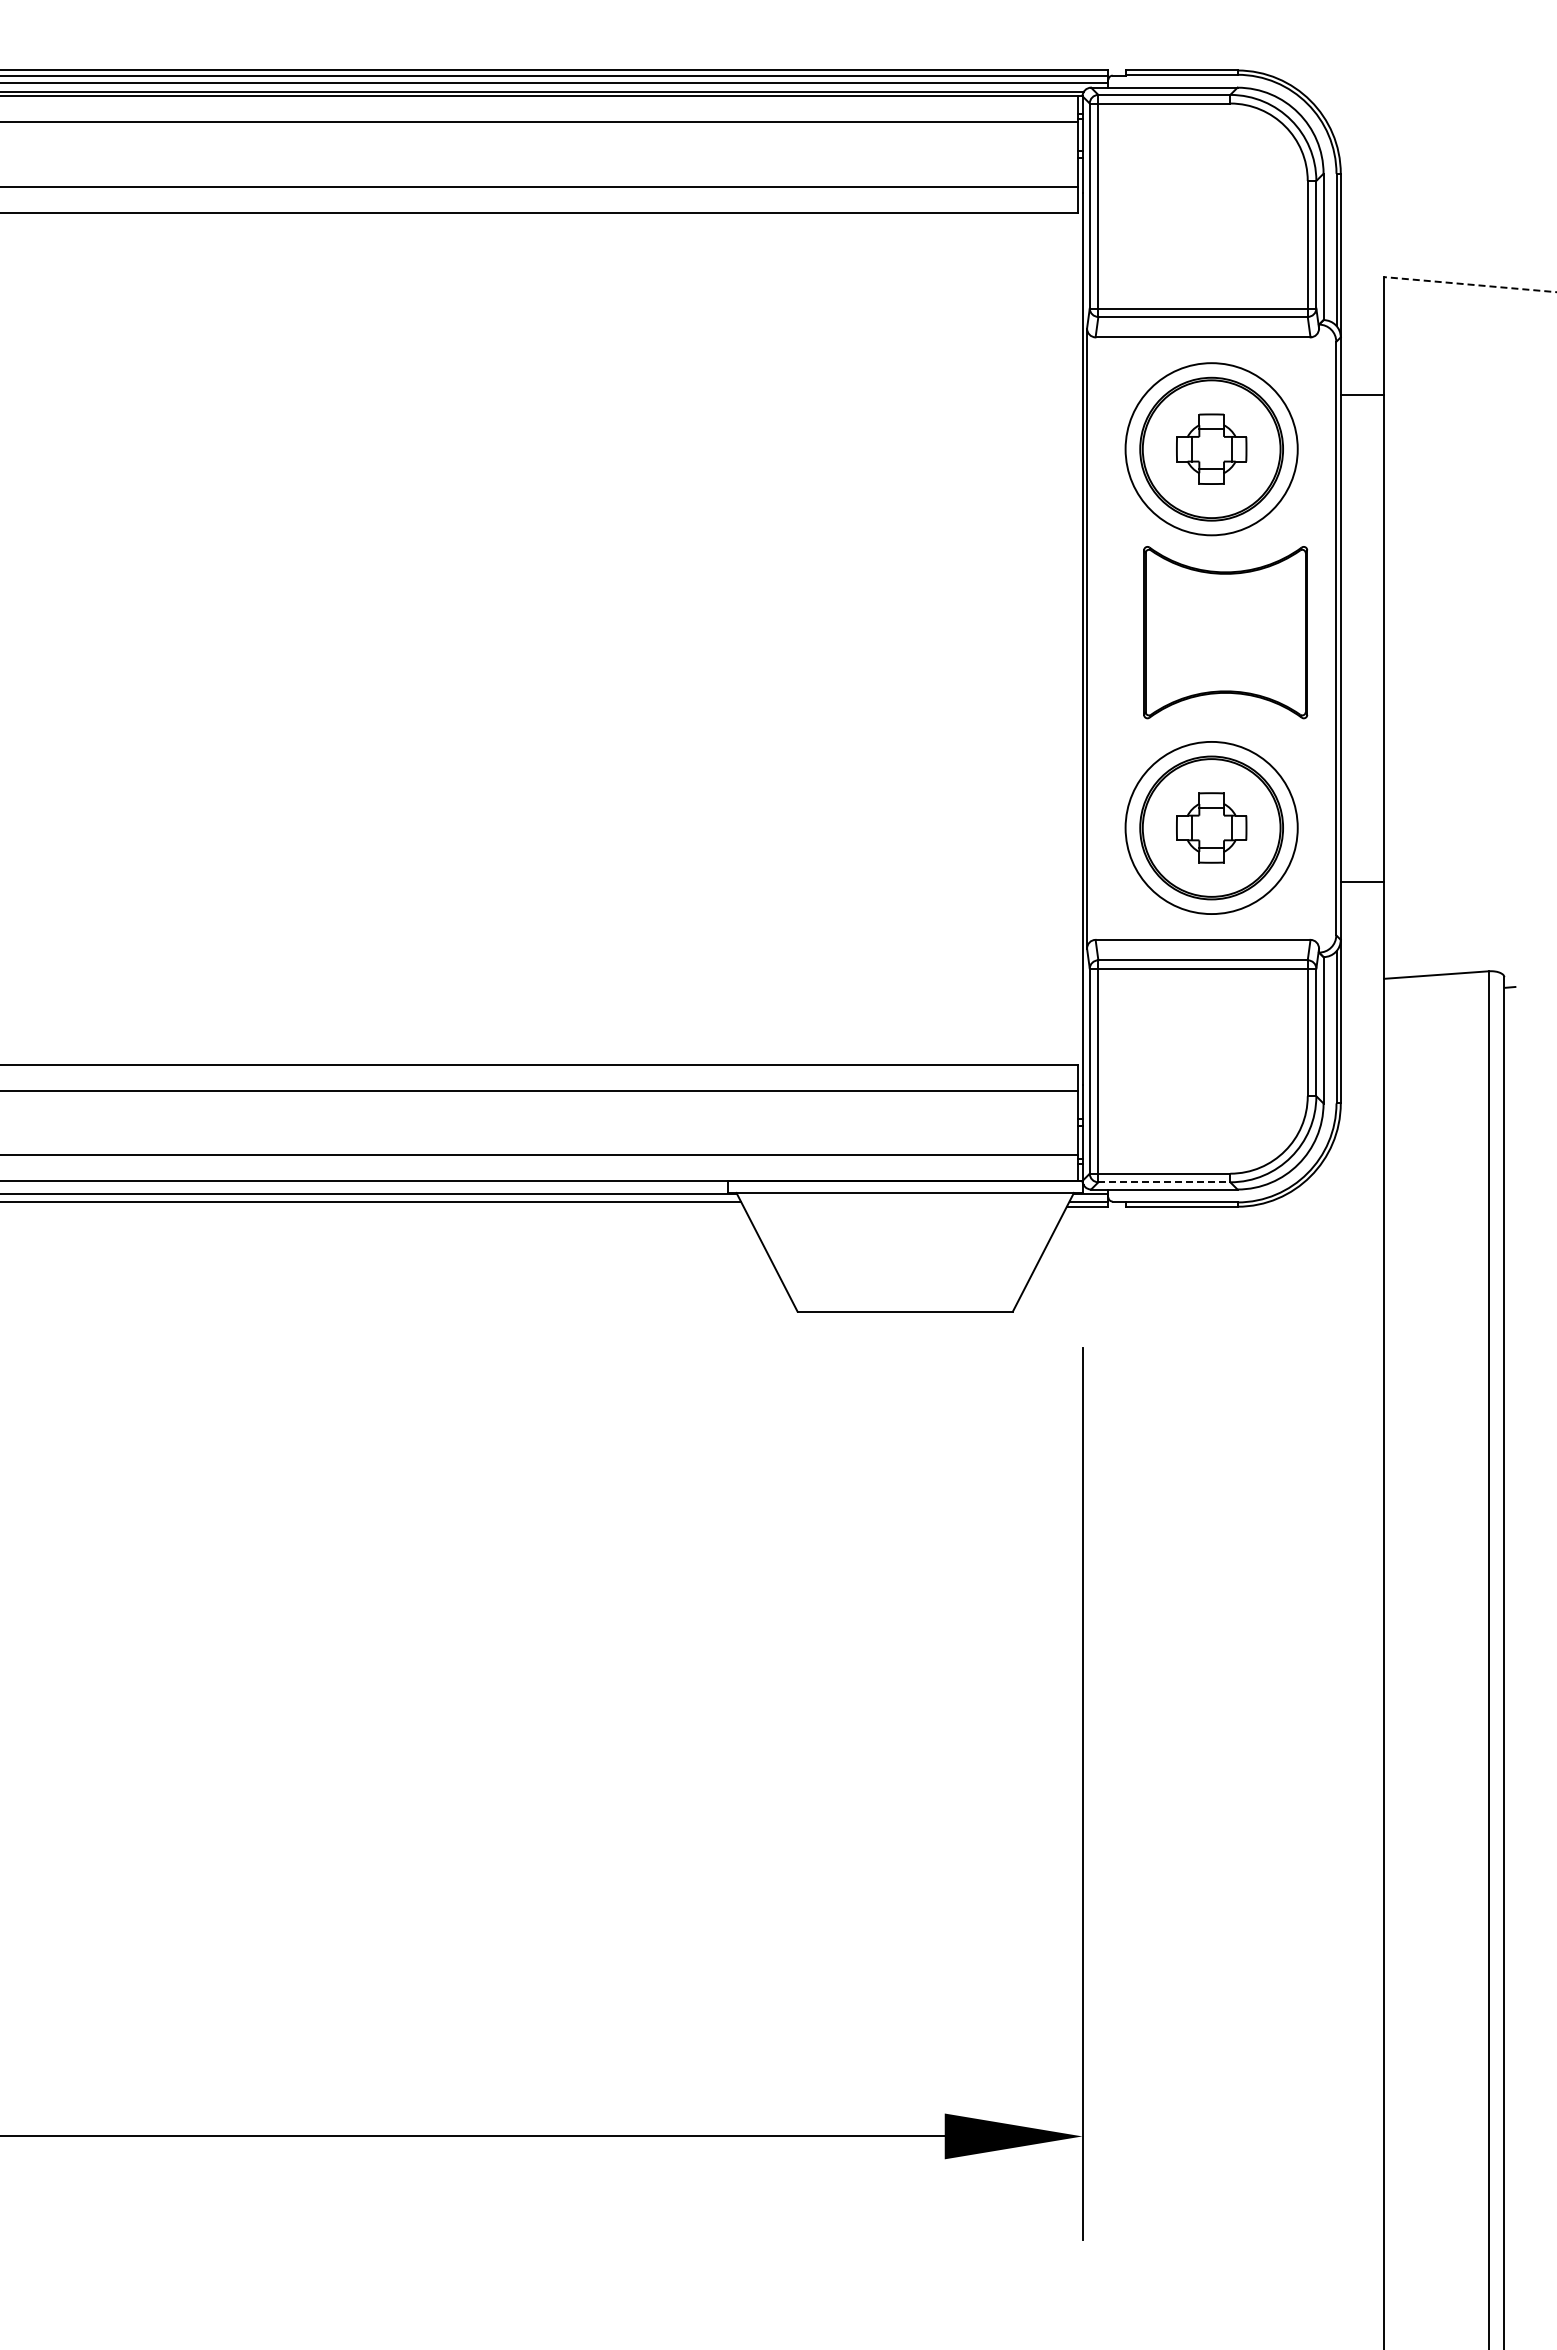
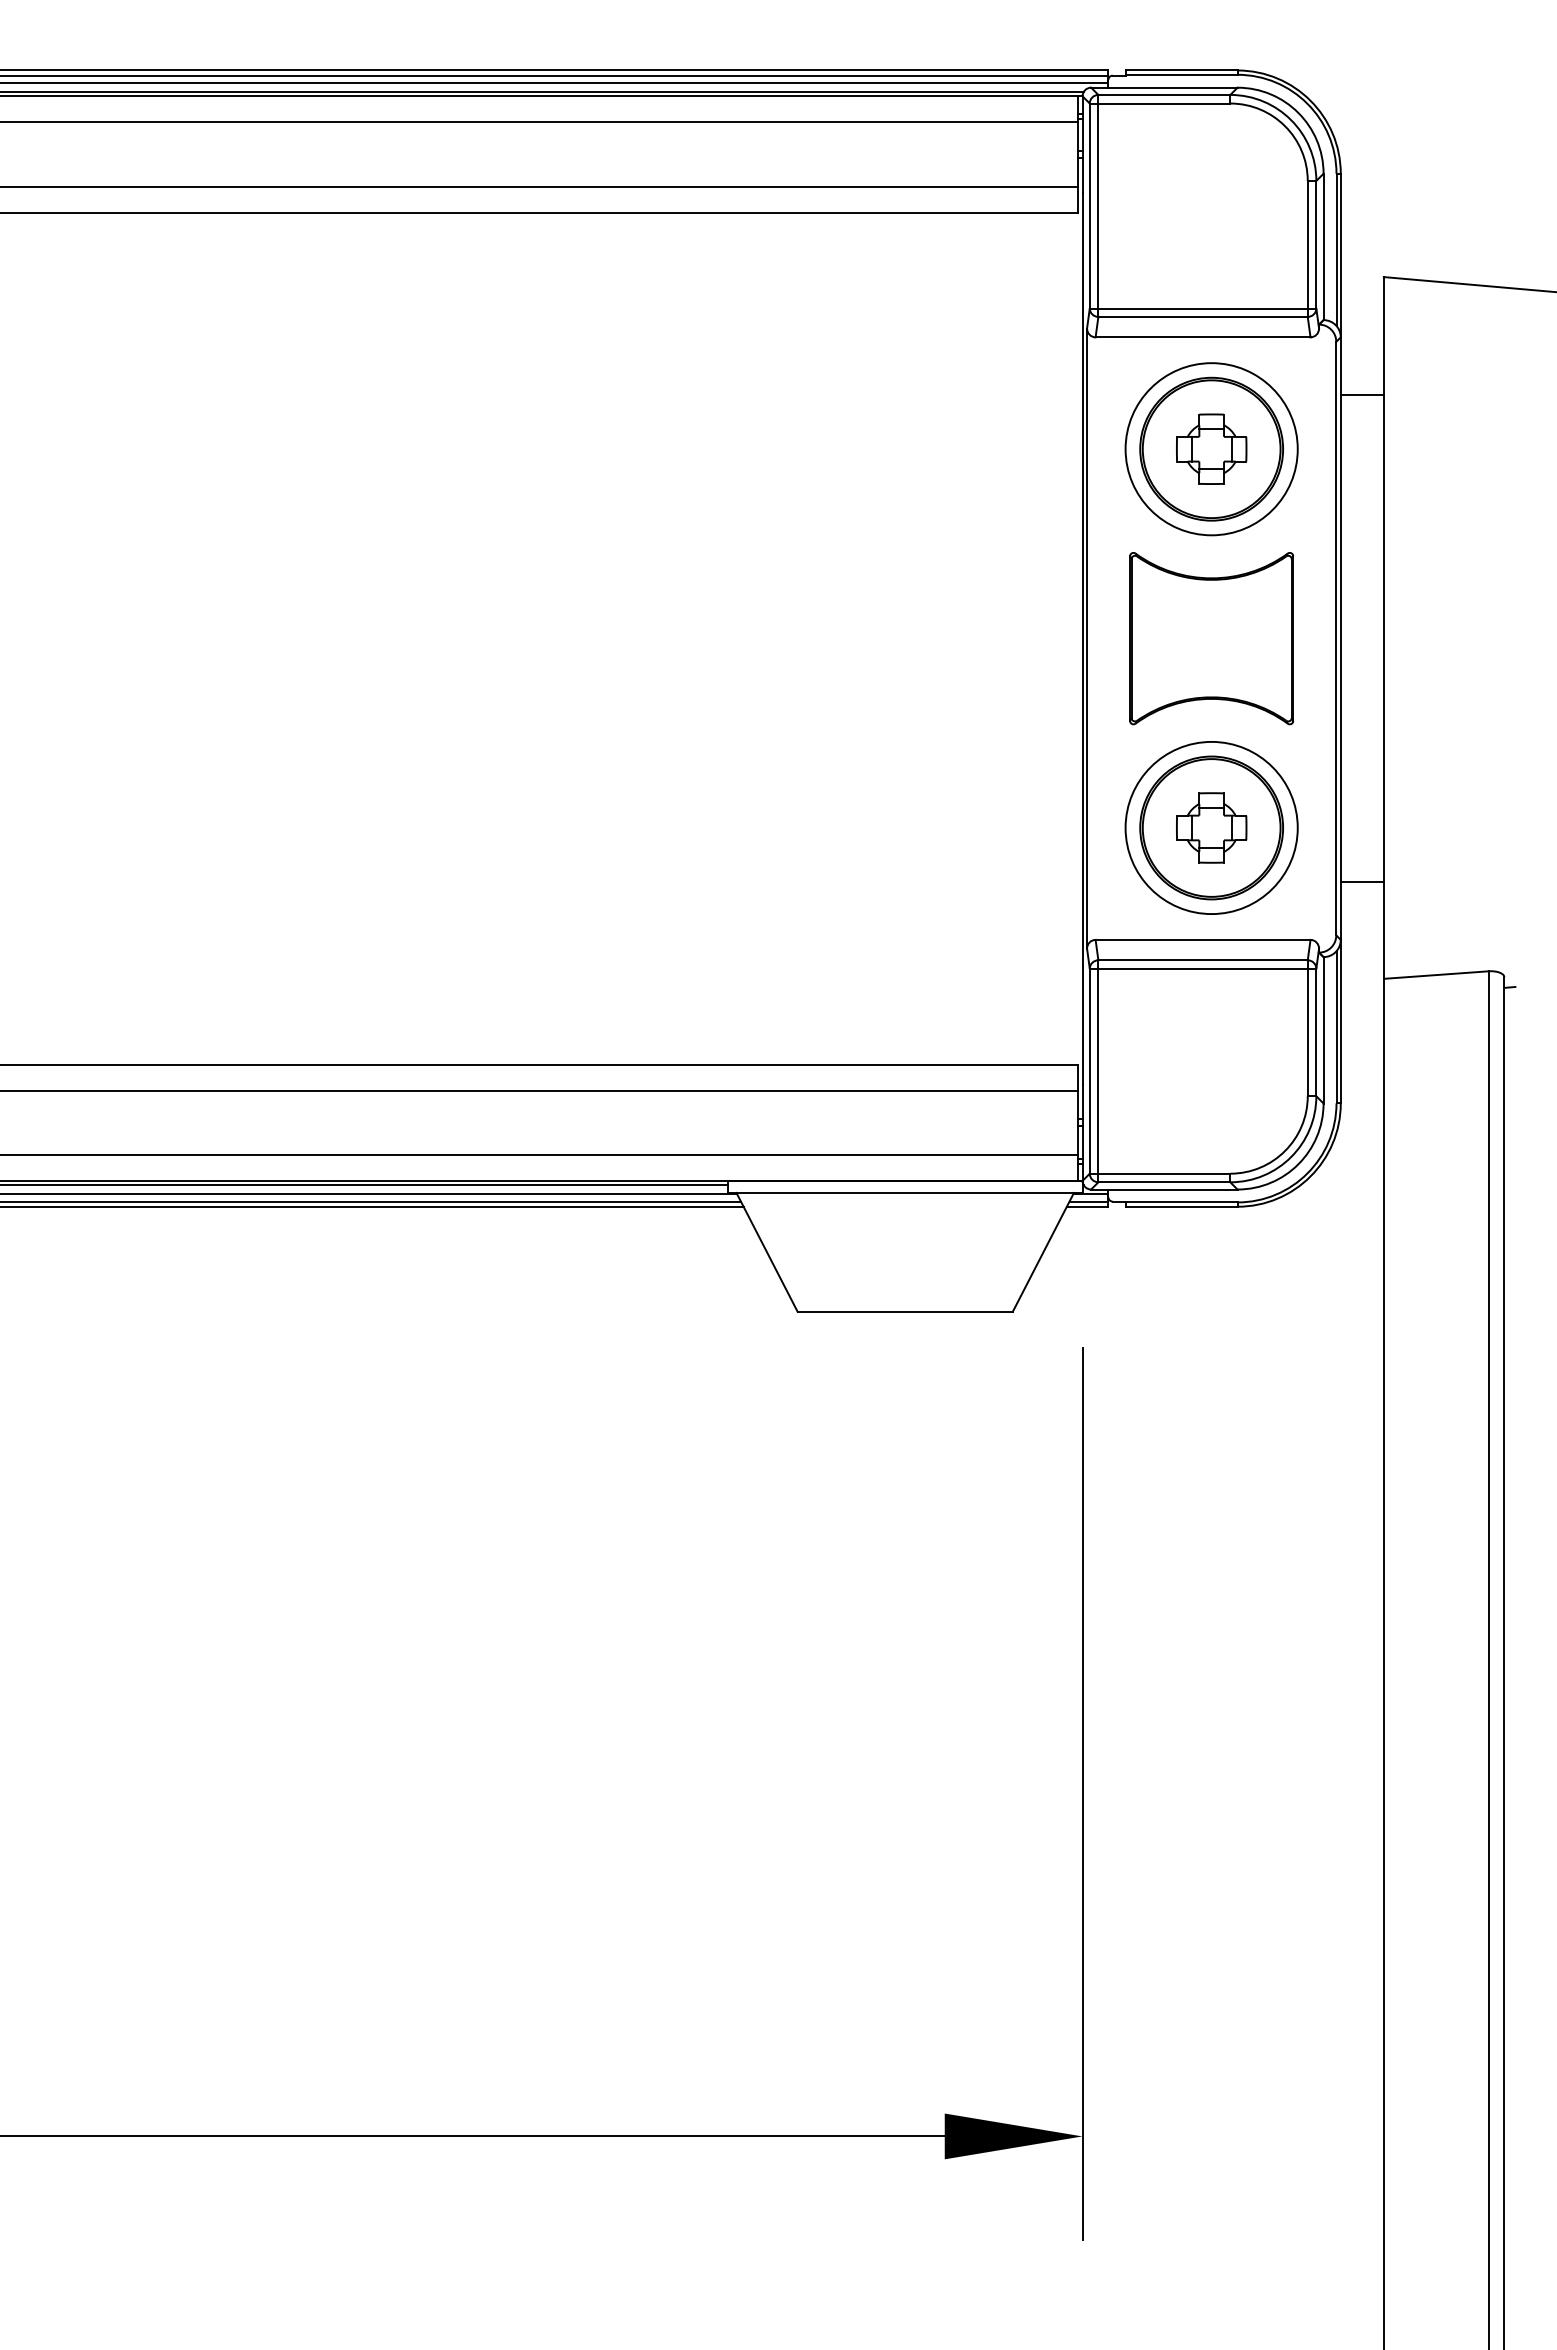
line: dashed -> solid (1470, 284)
part position: (1225, 632) -> (1211, 638) (1211, 638)
line: dashed -> solid (1164, 1182)
line: none -> present (364, 1185)
line: none -> present (372, 1206)
